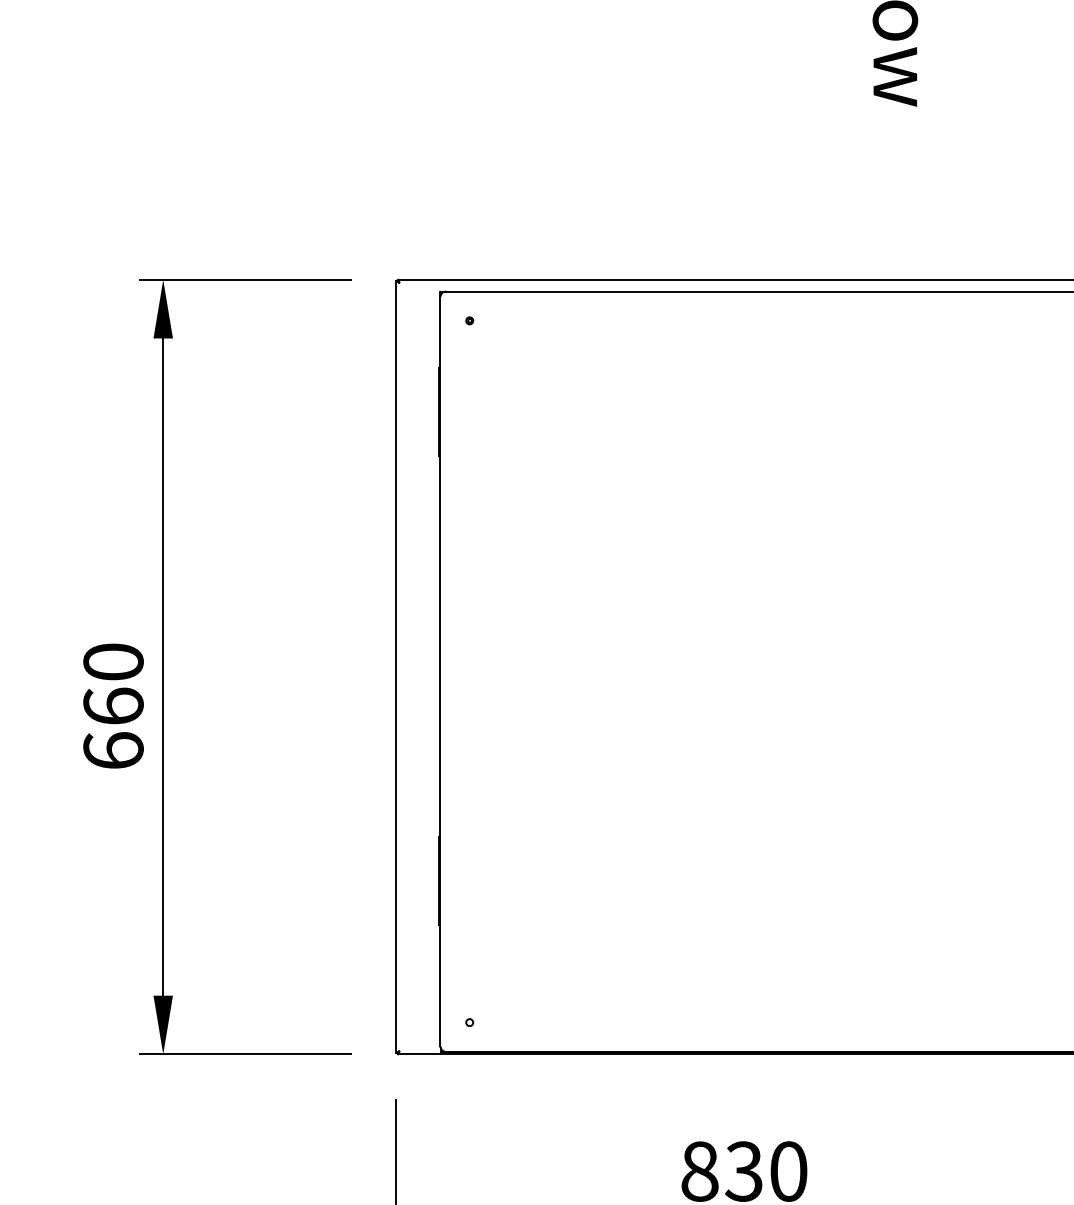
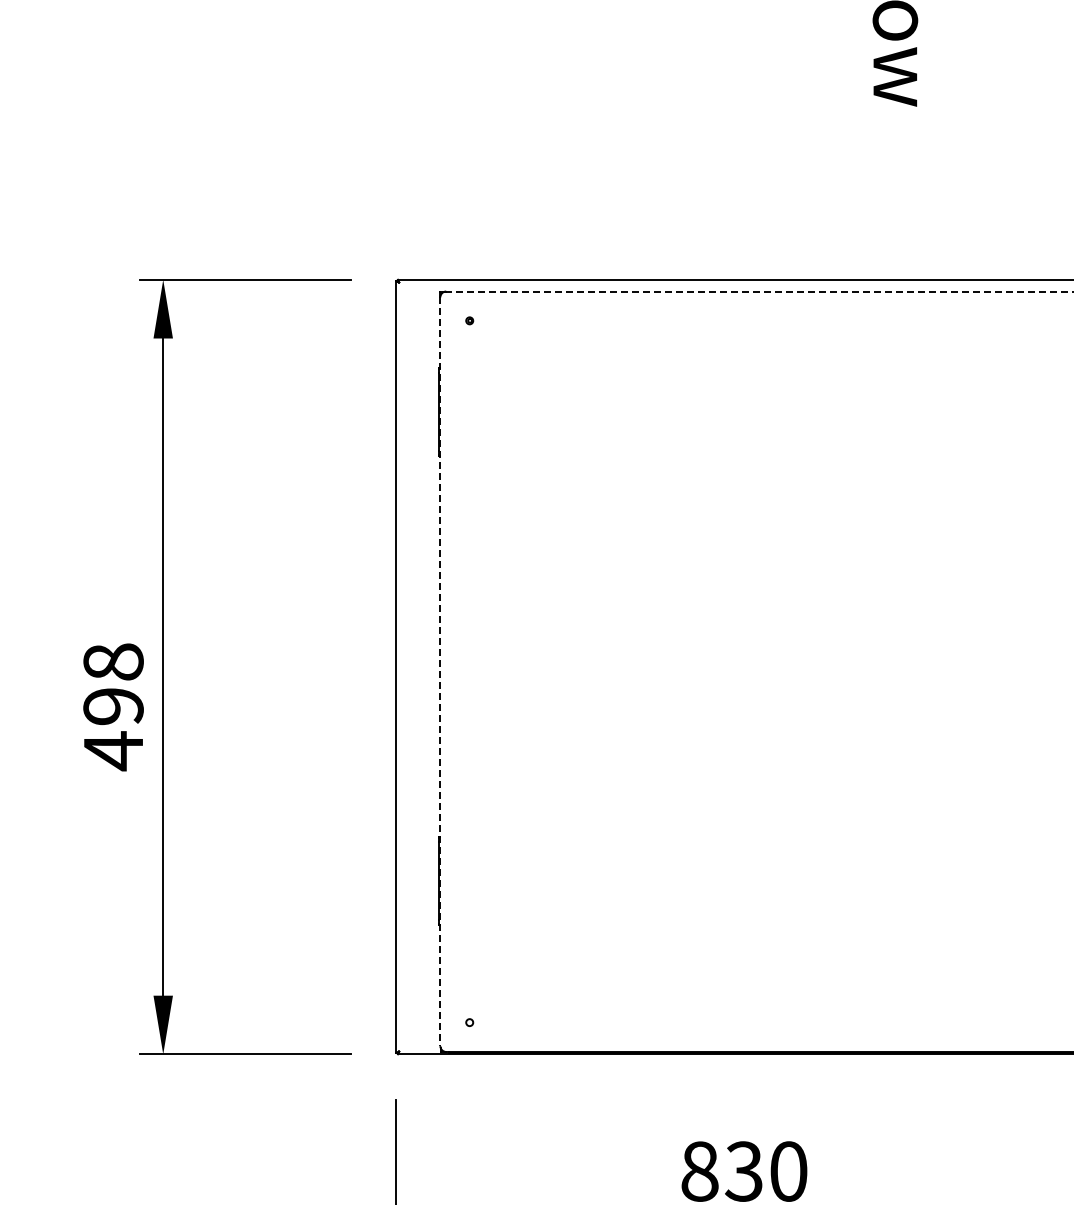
line: solid -> dashed (760, 291)
line: solid -> dashed (440, 672)
text: 660 -> 498 (113, 707)
